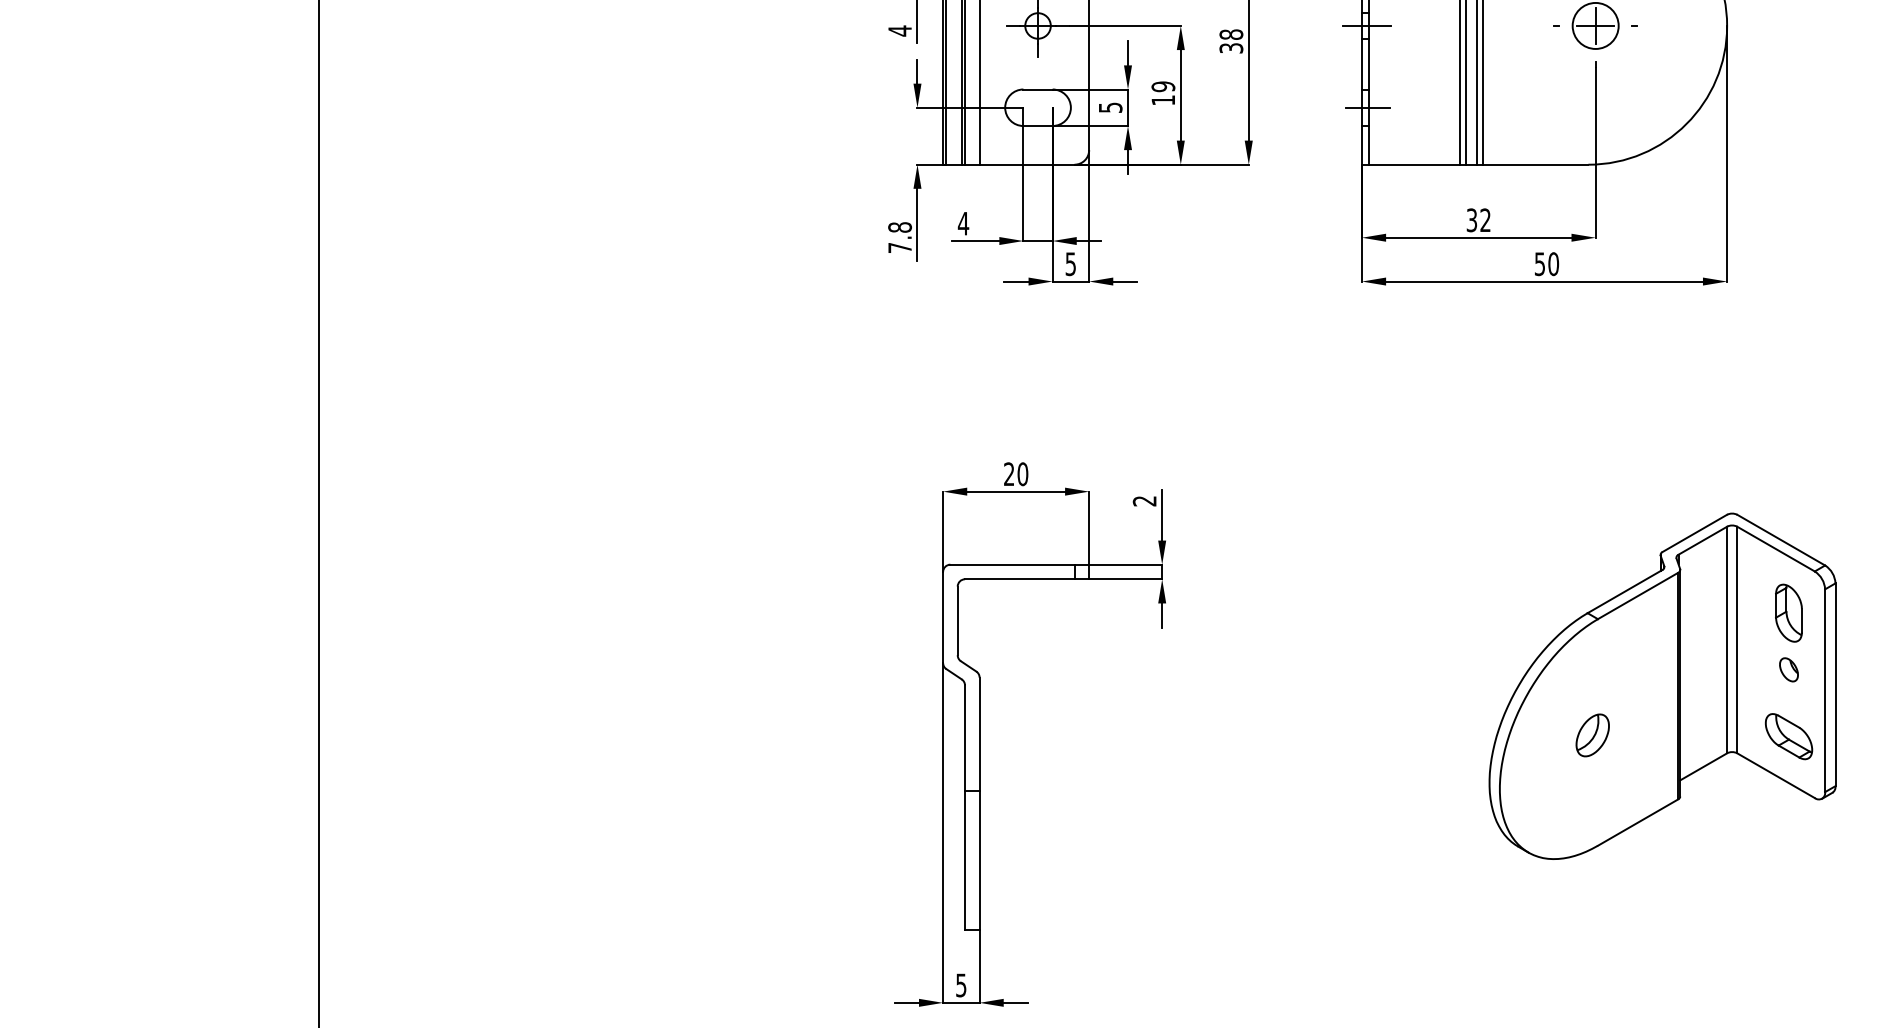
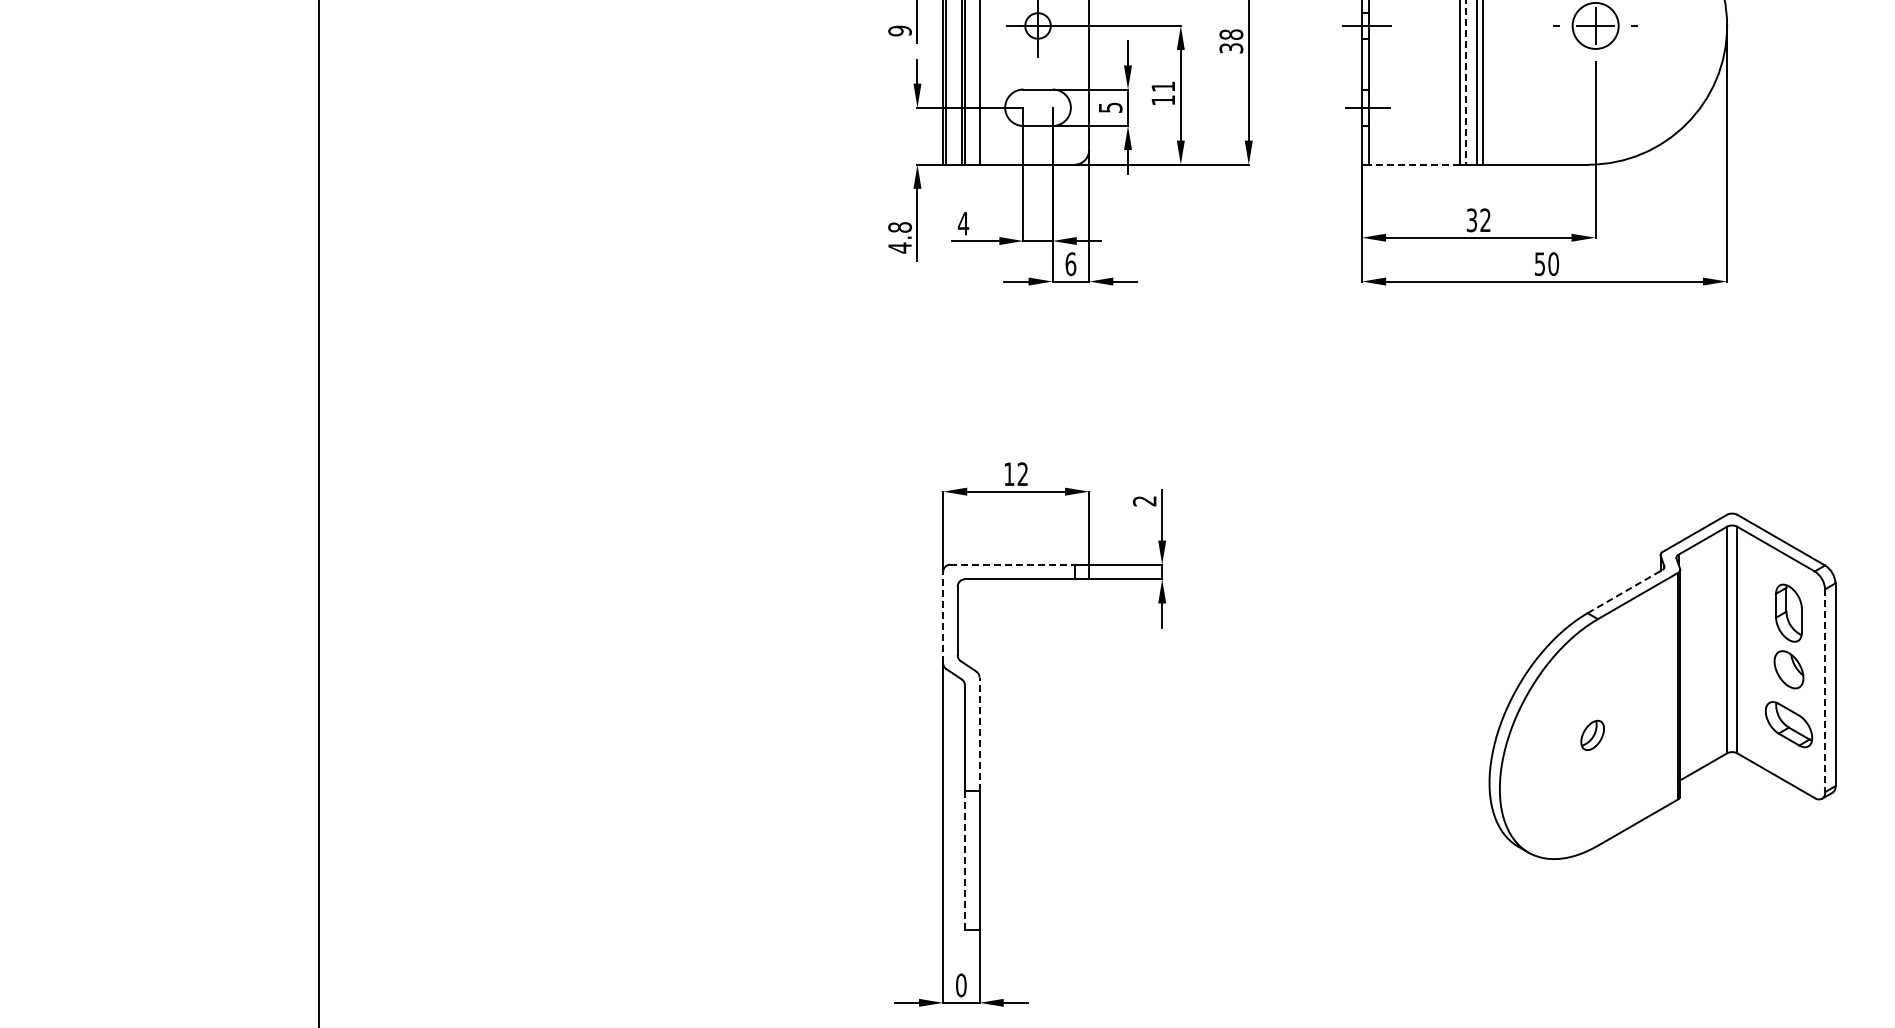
text: 4 -> 9 (900, 30)
line: solid -> dashed (1466, 82)
text: 19 -> 11 (1163, 86)
line: solid -> dashed (1414, 164)
text: 7.8 -> 4.8 (899, 247)
text: 5 -> 6 (1070, 264)
text: 20 -> 12 (1016, 474)
line: solid -> dashed (1012, 564)
line: solid -> dashed (1625, 591)
line: solid -> dashed (943, 617)
part size: 20x26 px -> 32x40 px (1788, 669)
line: solid -> dashed (1825, 691)
line: solid -> dashed (979, 734)
part size: 35x45 px -> 25x32 px (1592, 734)
part position: (1789, 736) -> (1789, 724) (1789, 724)
line: solid -> dashed (965, 859)
text: 5 -> 0 (961, 985)
